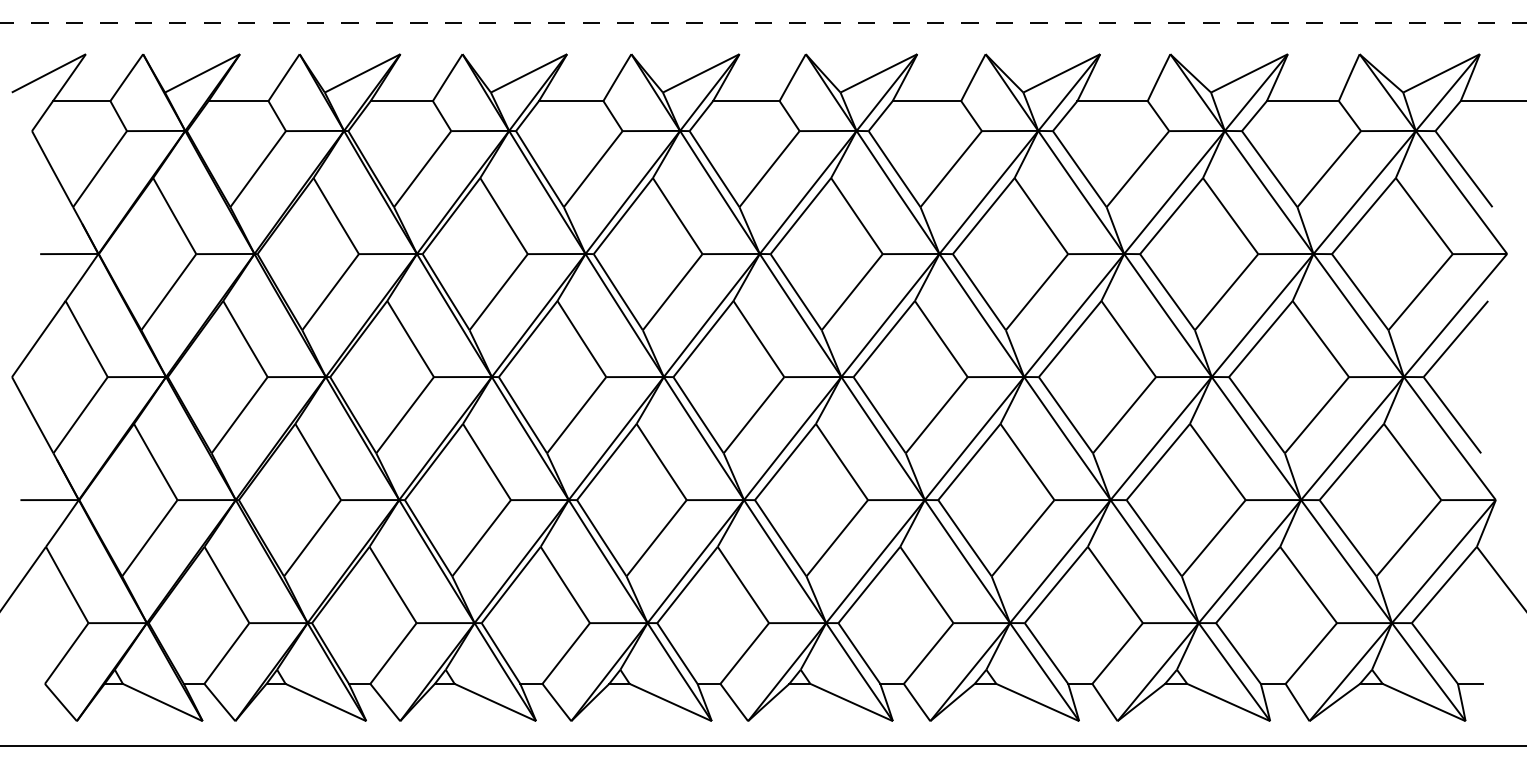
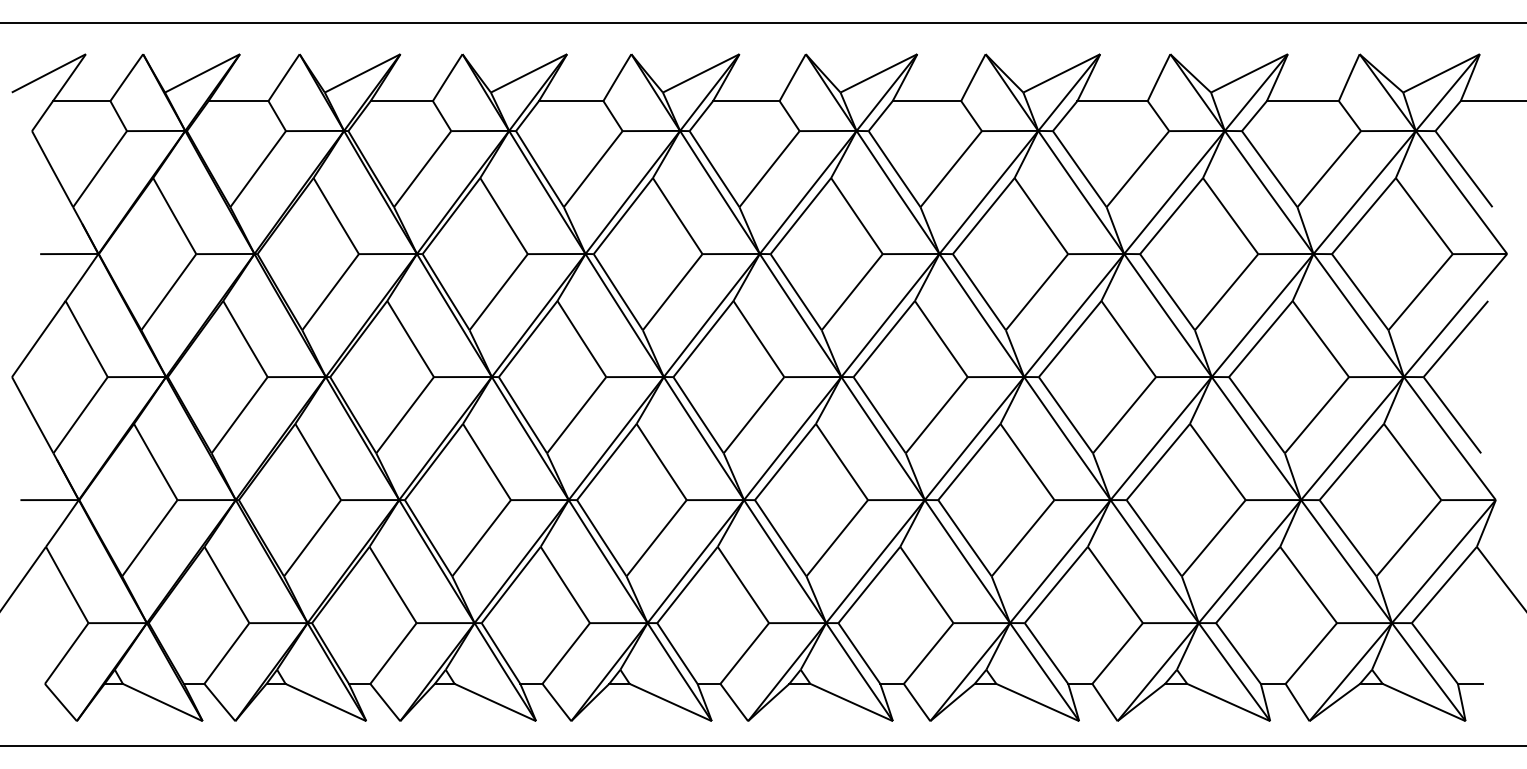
line: dashed -> solid (764, 22)
